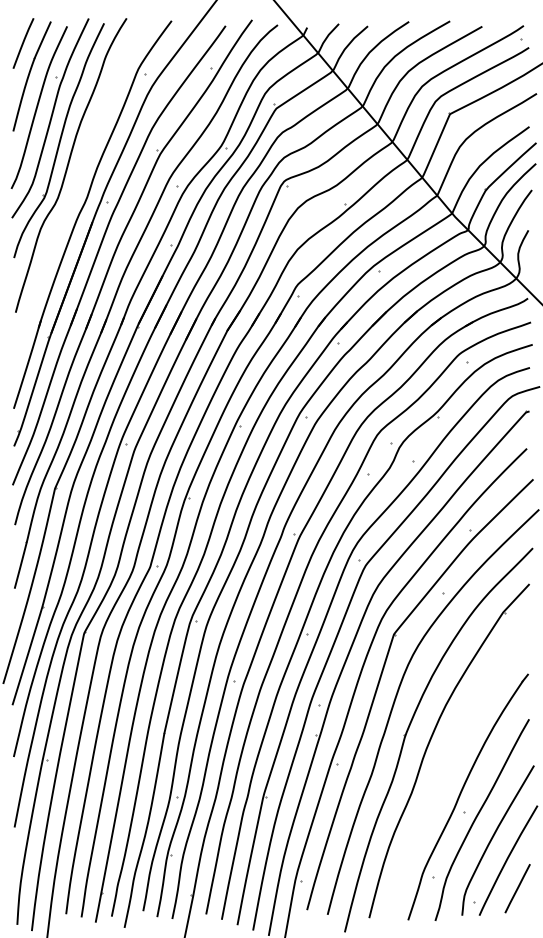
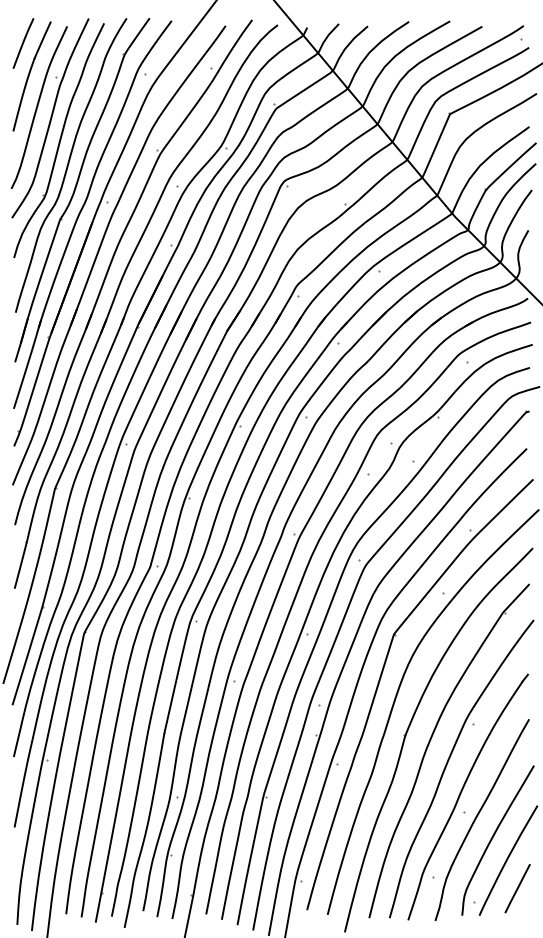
part: none -> present (76, 188)
part: none -> present (448, 762)
